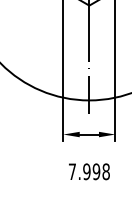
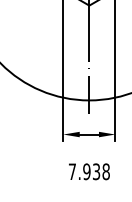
text: 7.998 -> 7.938 (96, 171)
